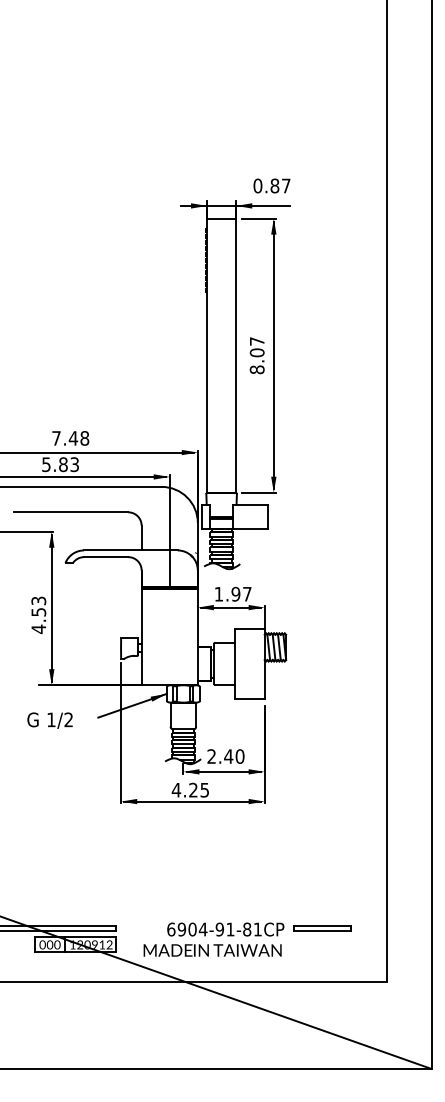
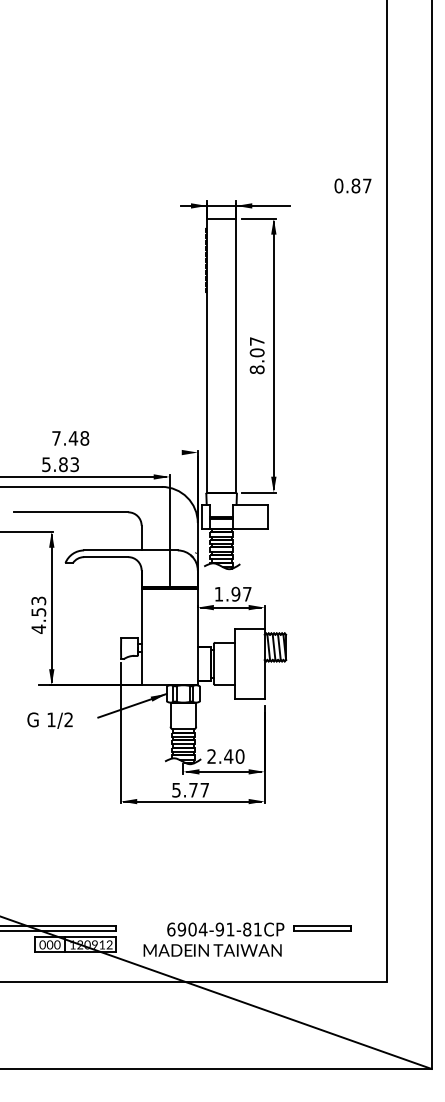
text position: (271, 185) -> (352, 185) (352, 185)
line: present -> none (98, 452)
text: 4.25 -> 5.77 (189, 789)
